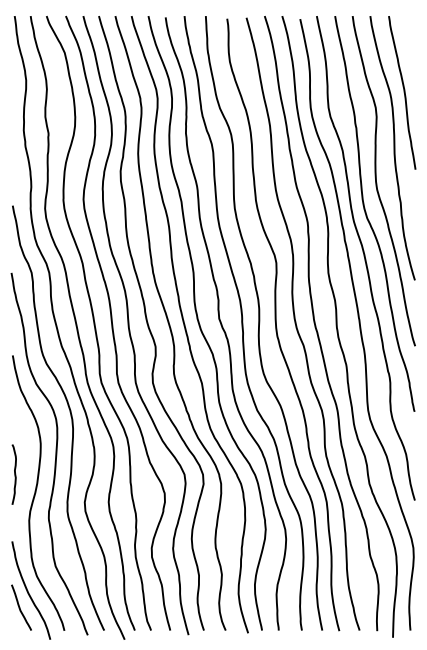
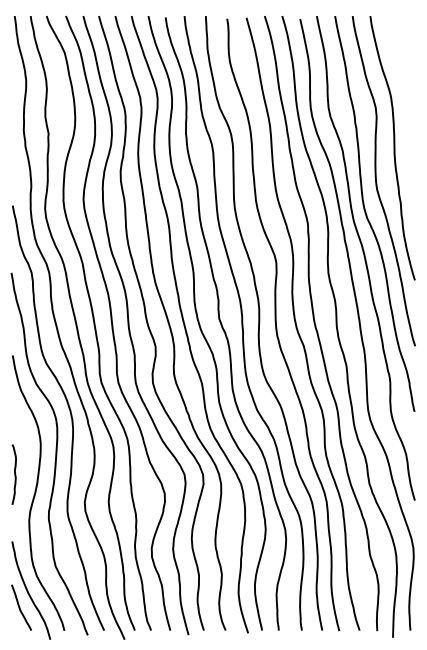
curve: present -> none (403, 92)
